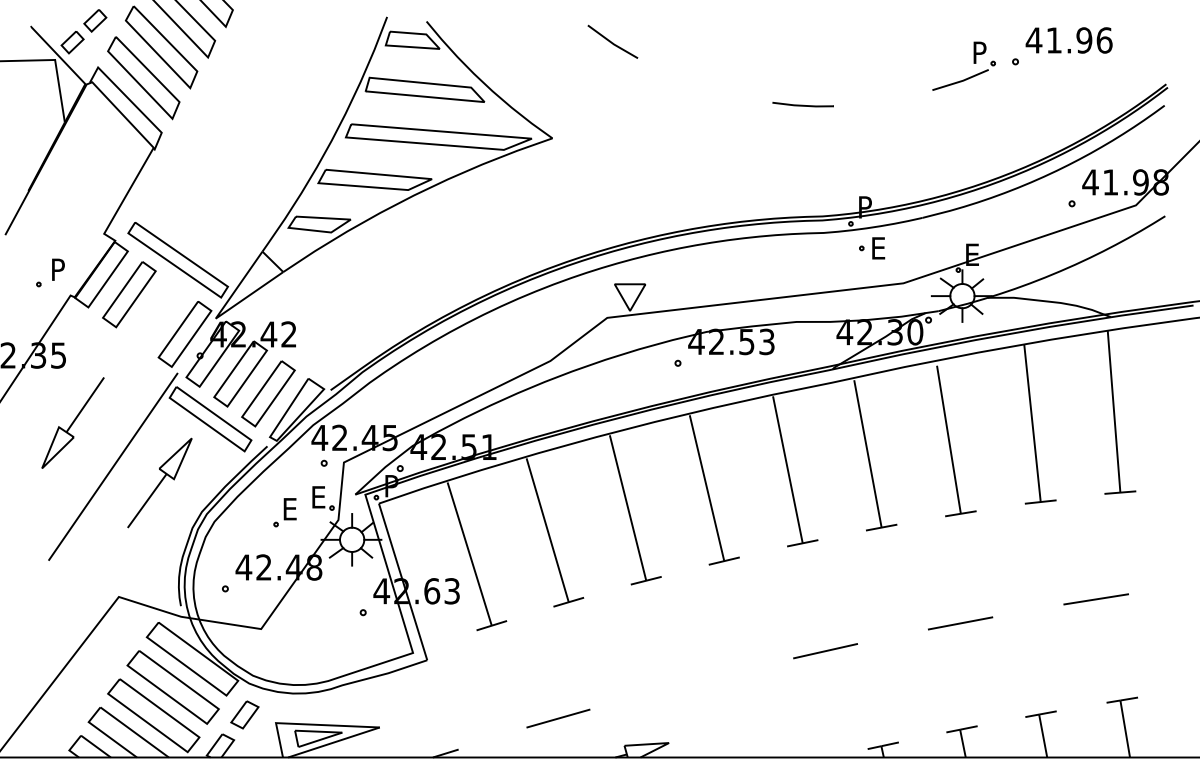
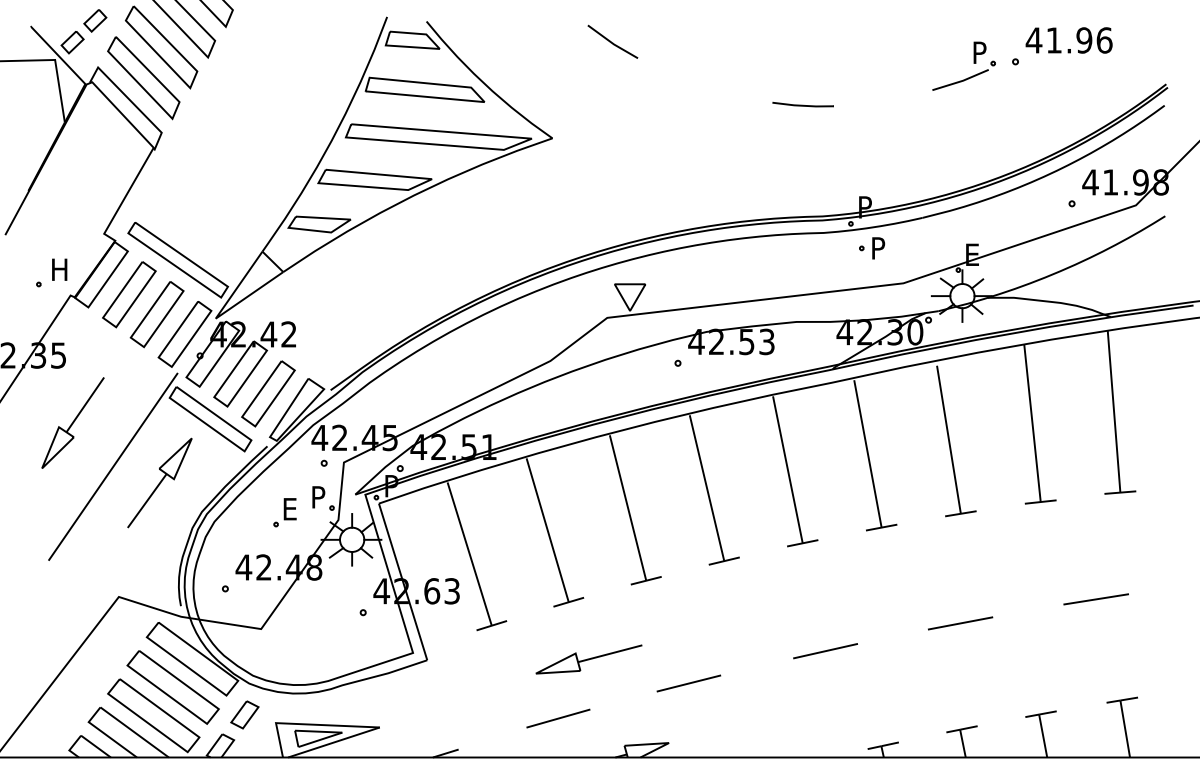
text: E -> P (880, 248)
text: P -> H (60, 269)
part: none -> present (156, 314)
text: E -> P (320, 497)
part: none -> present (588, 659)
line: none -> present (688, 683)
